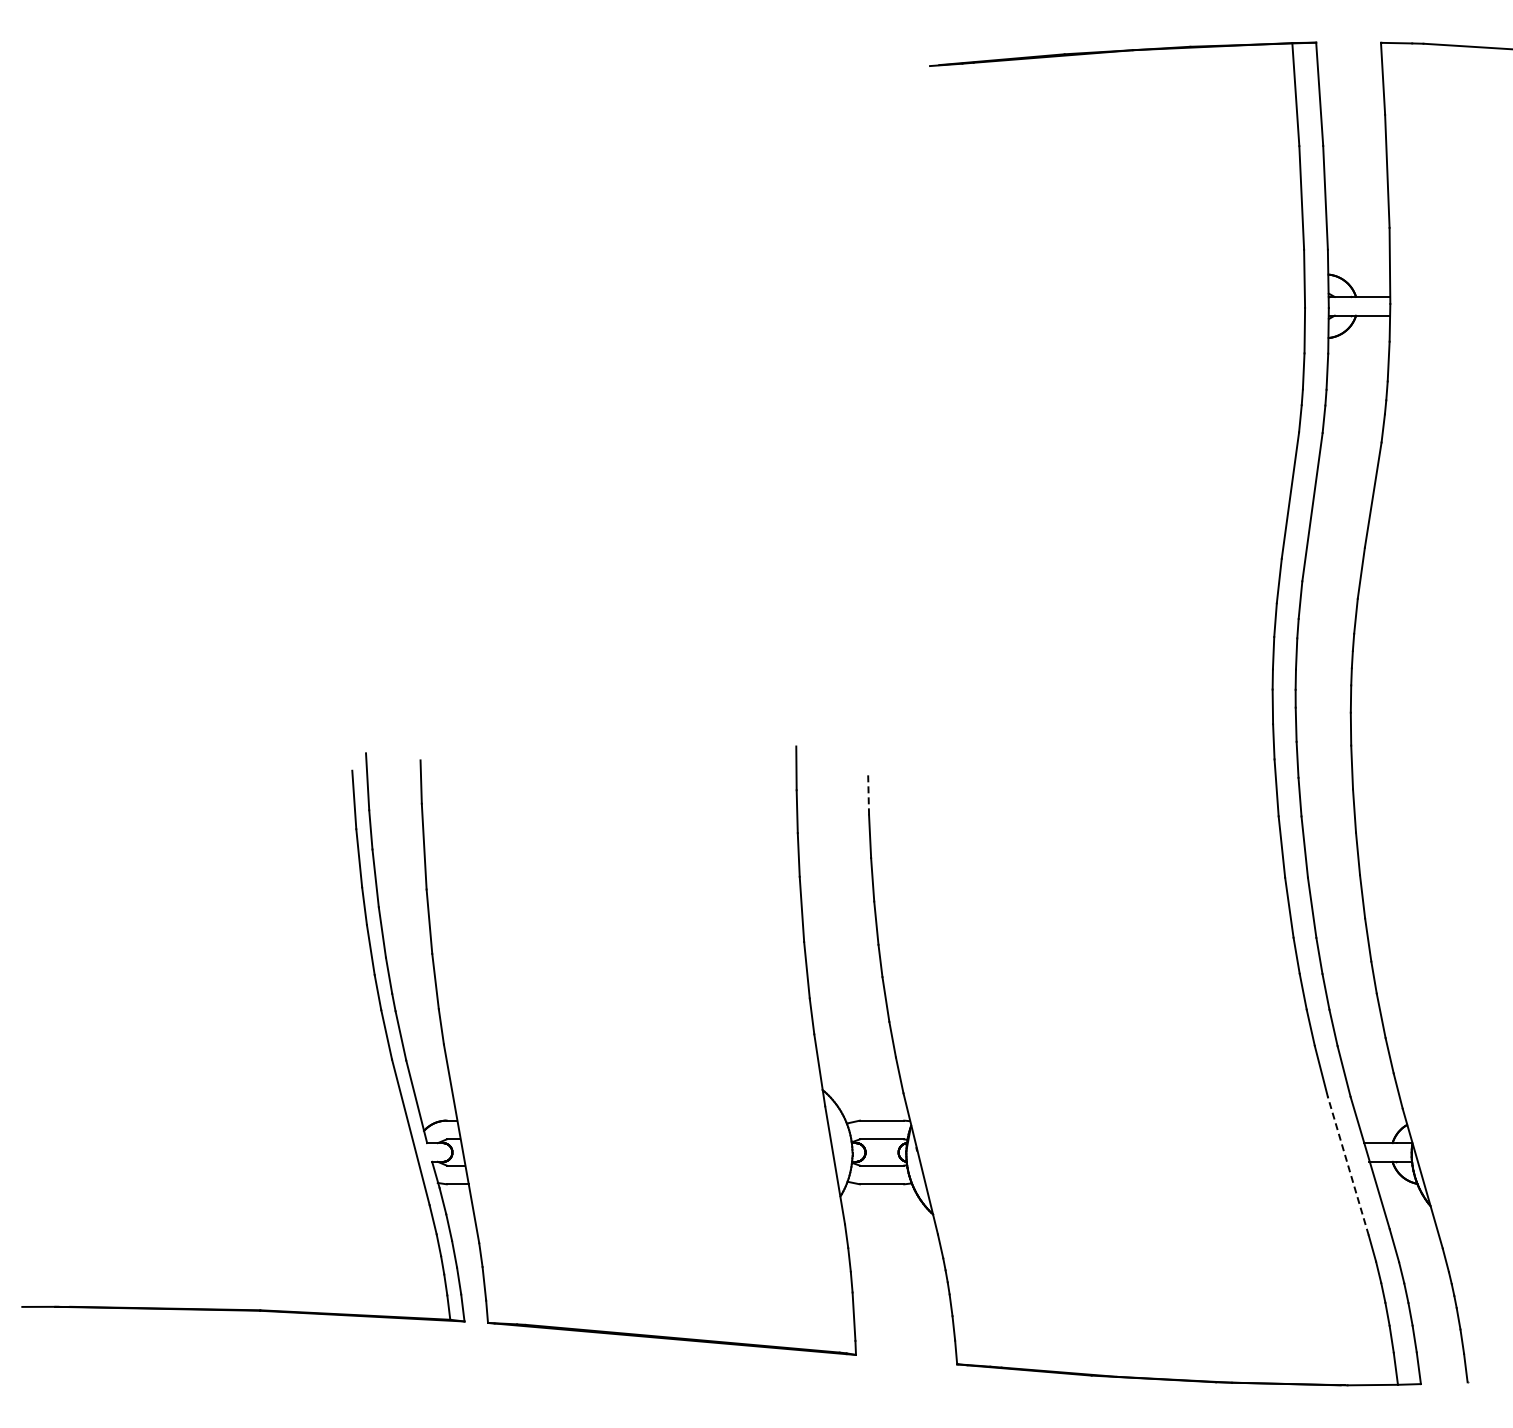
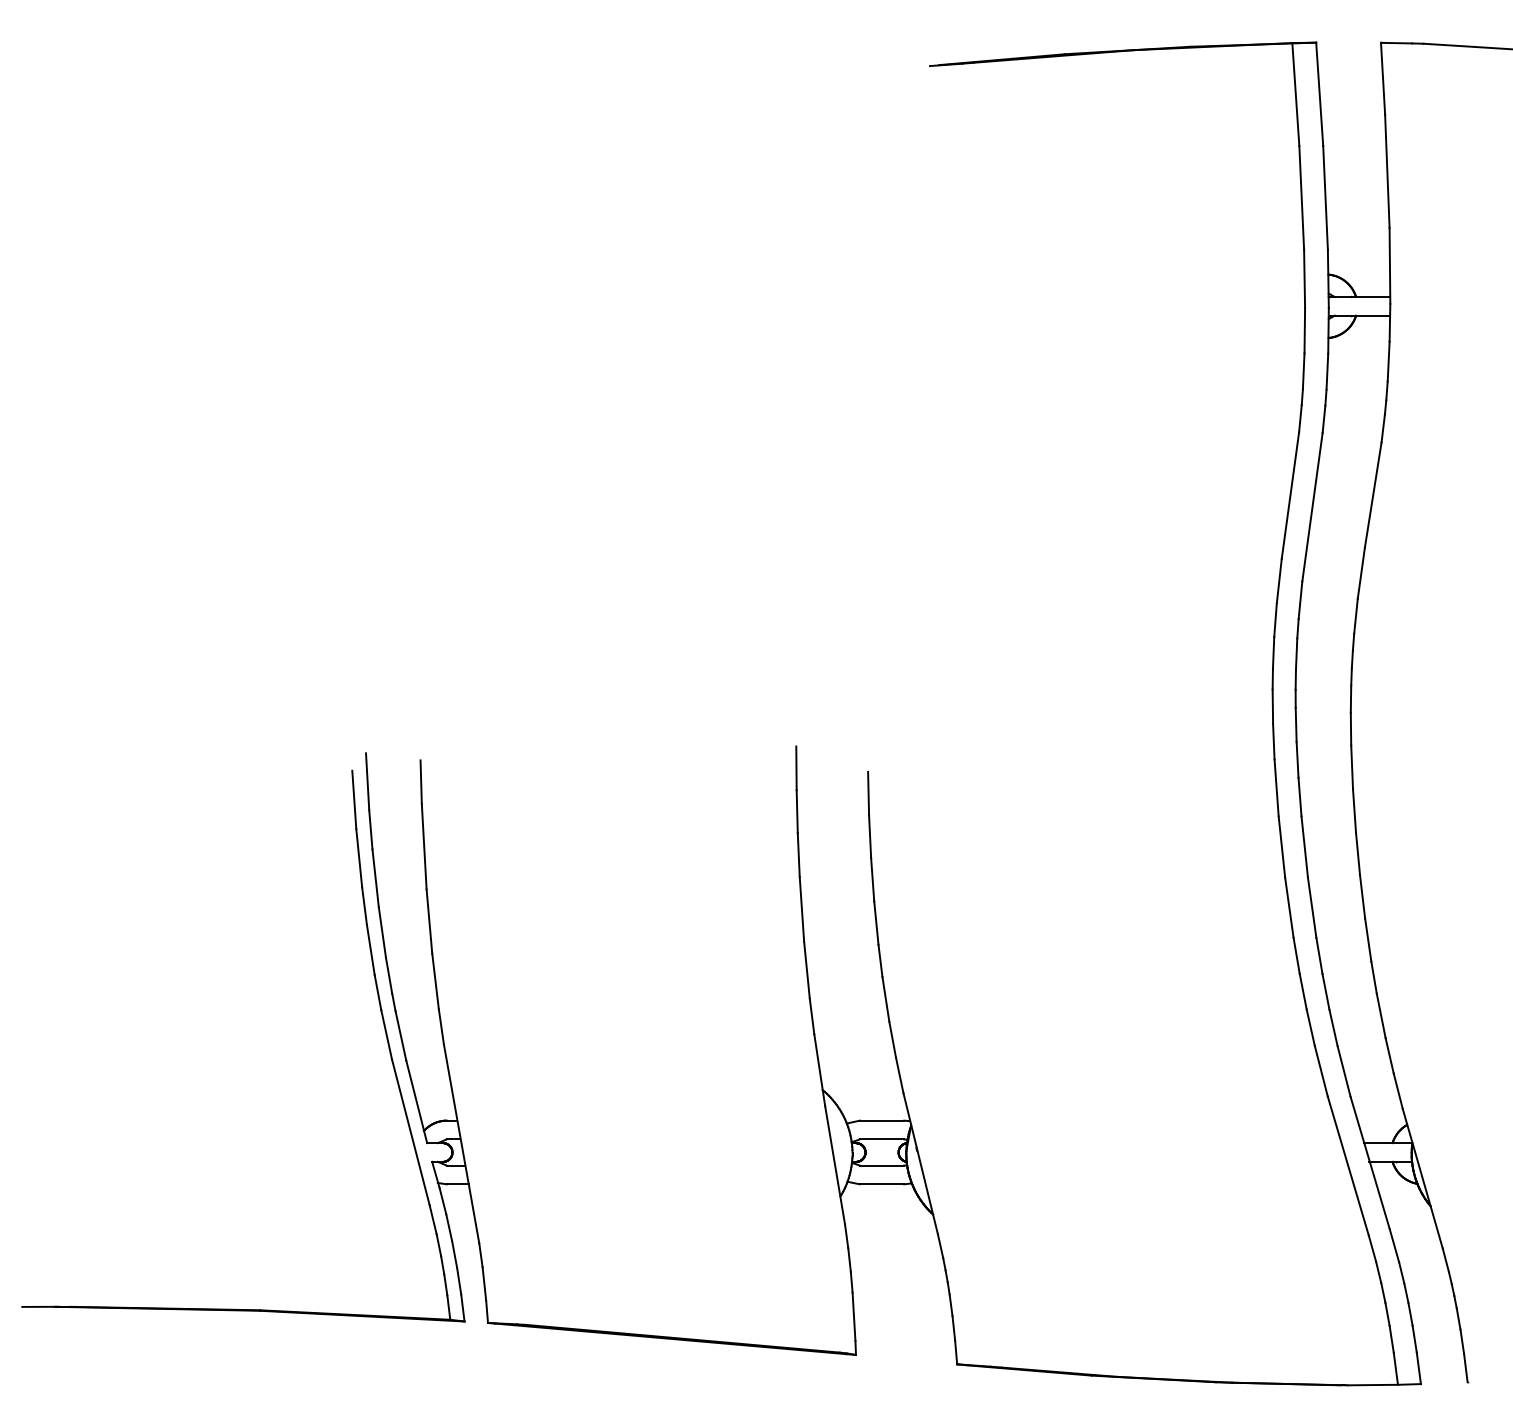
line: dashed -> solid (868, 793)
line: dashed -> solid (1348, 1165)
